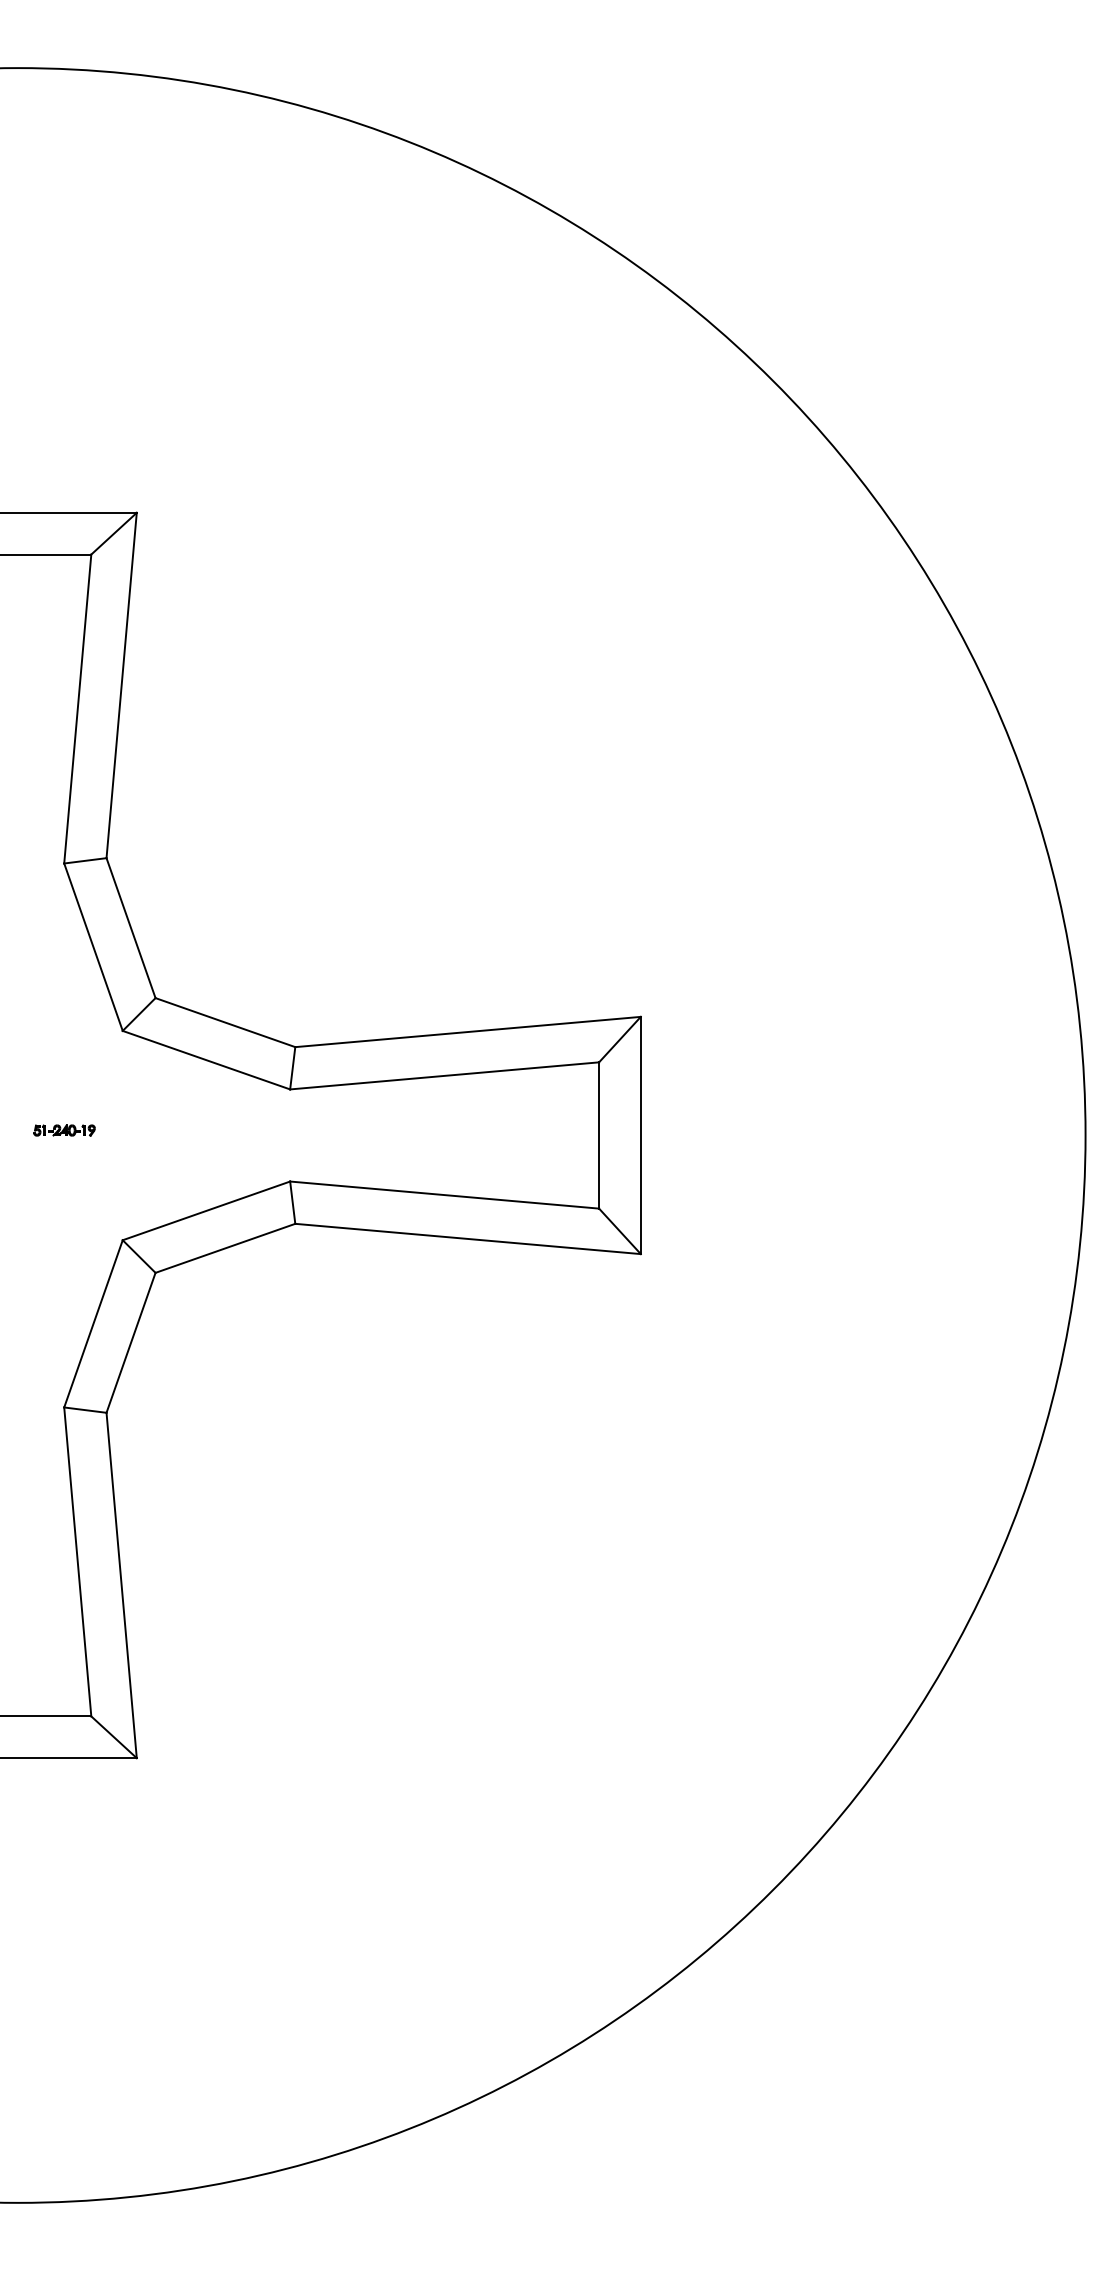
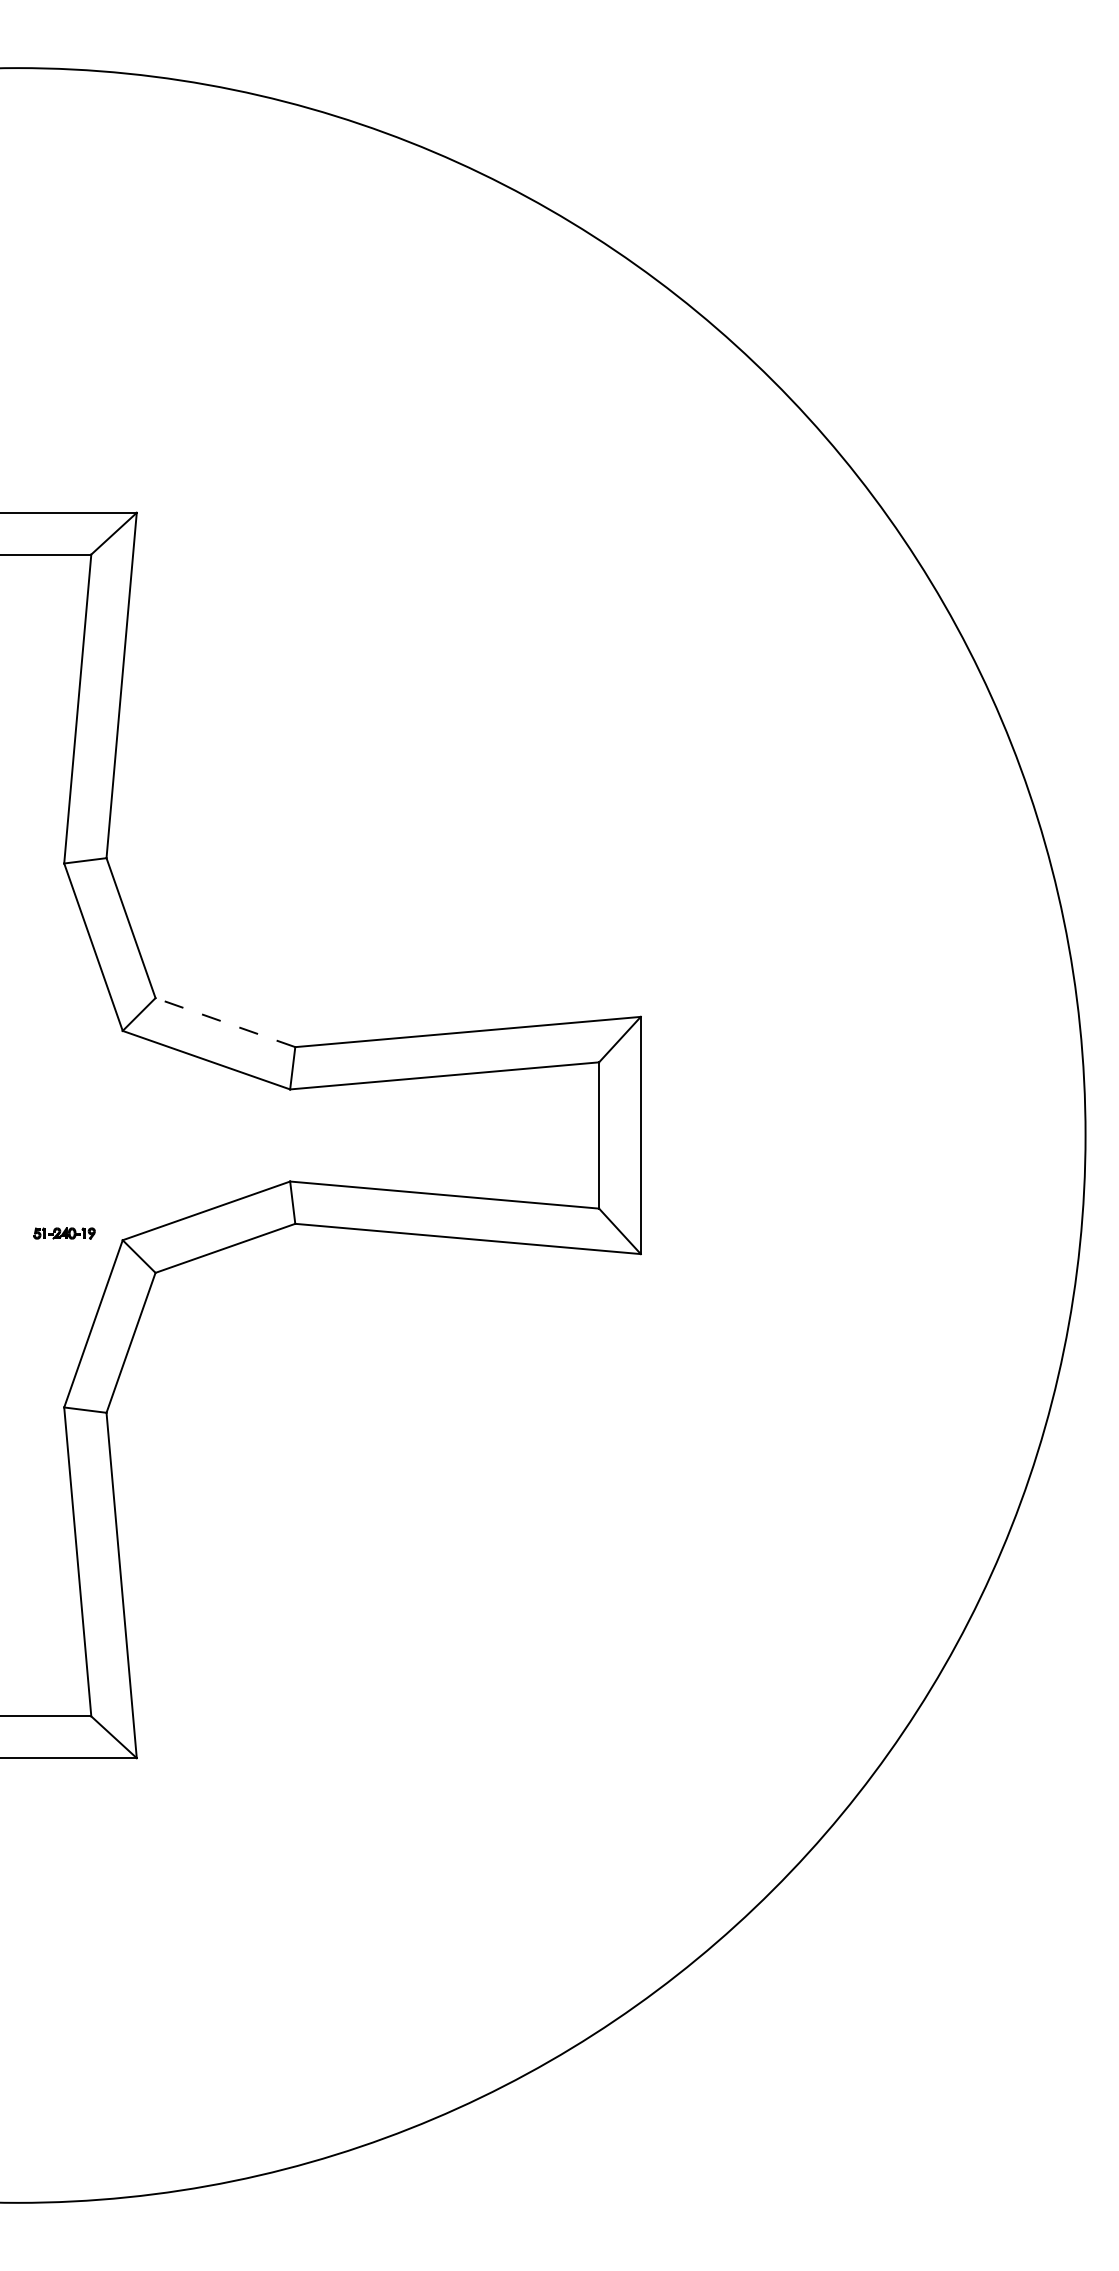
line: solid -> dashed (224, 1022)
part position: (64, 1130) -> (64, 1233) (64, 1233)
